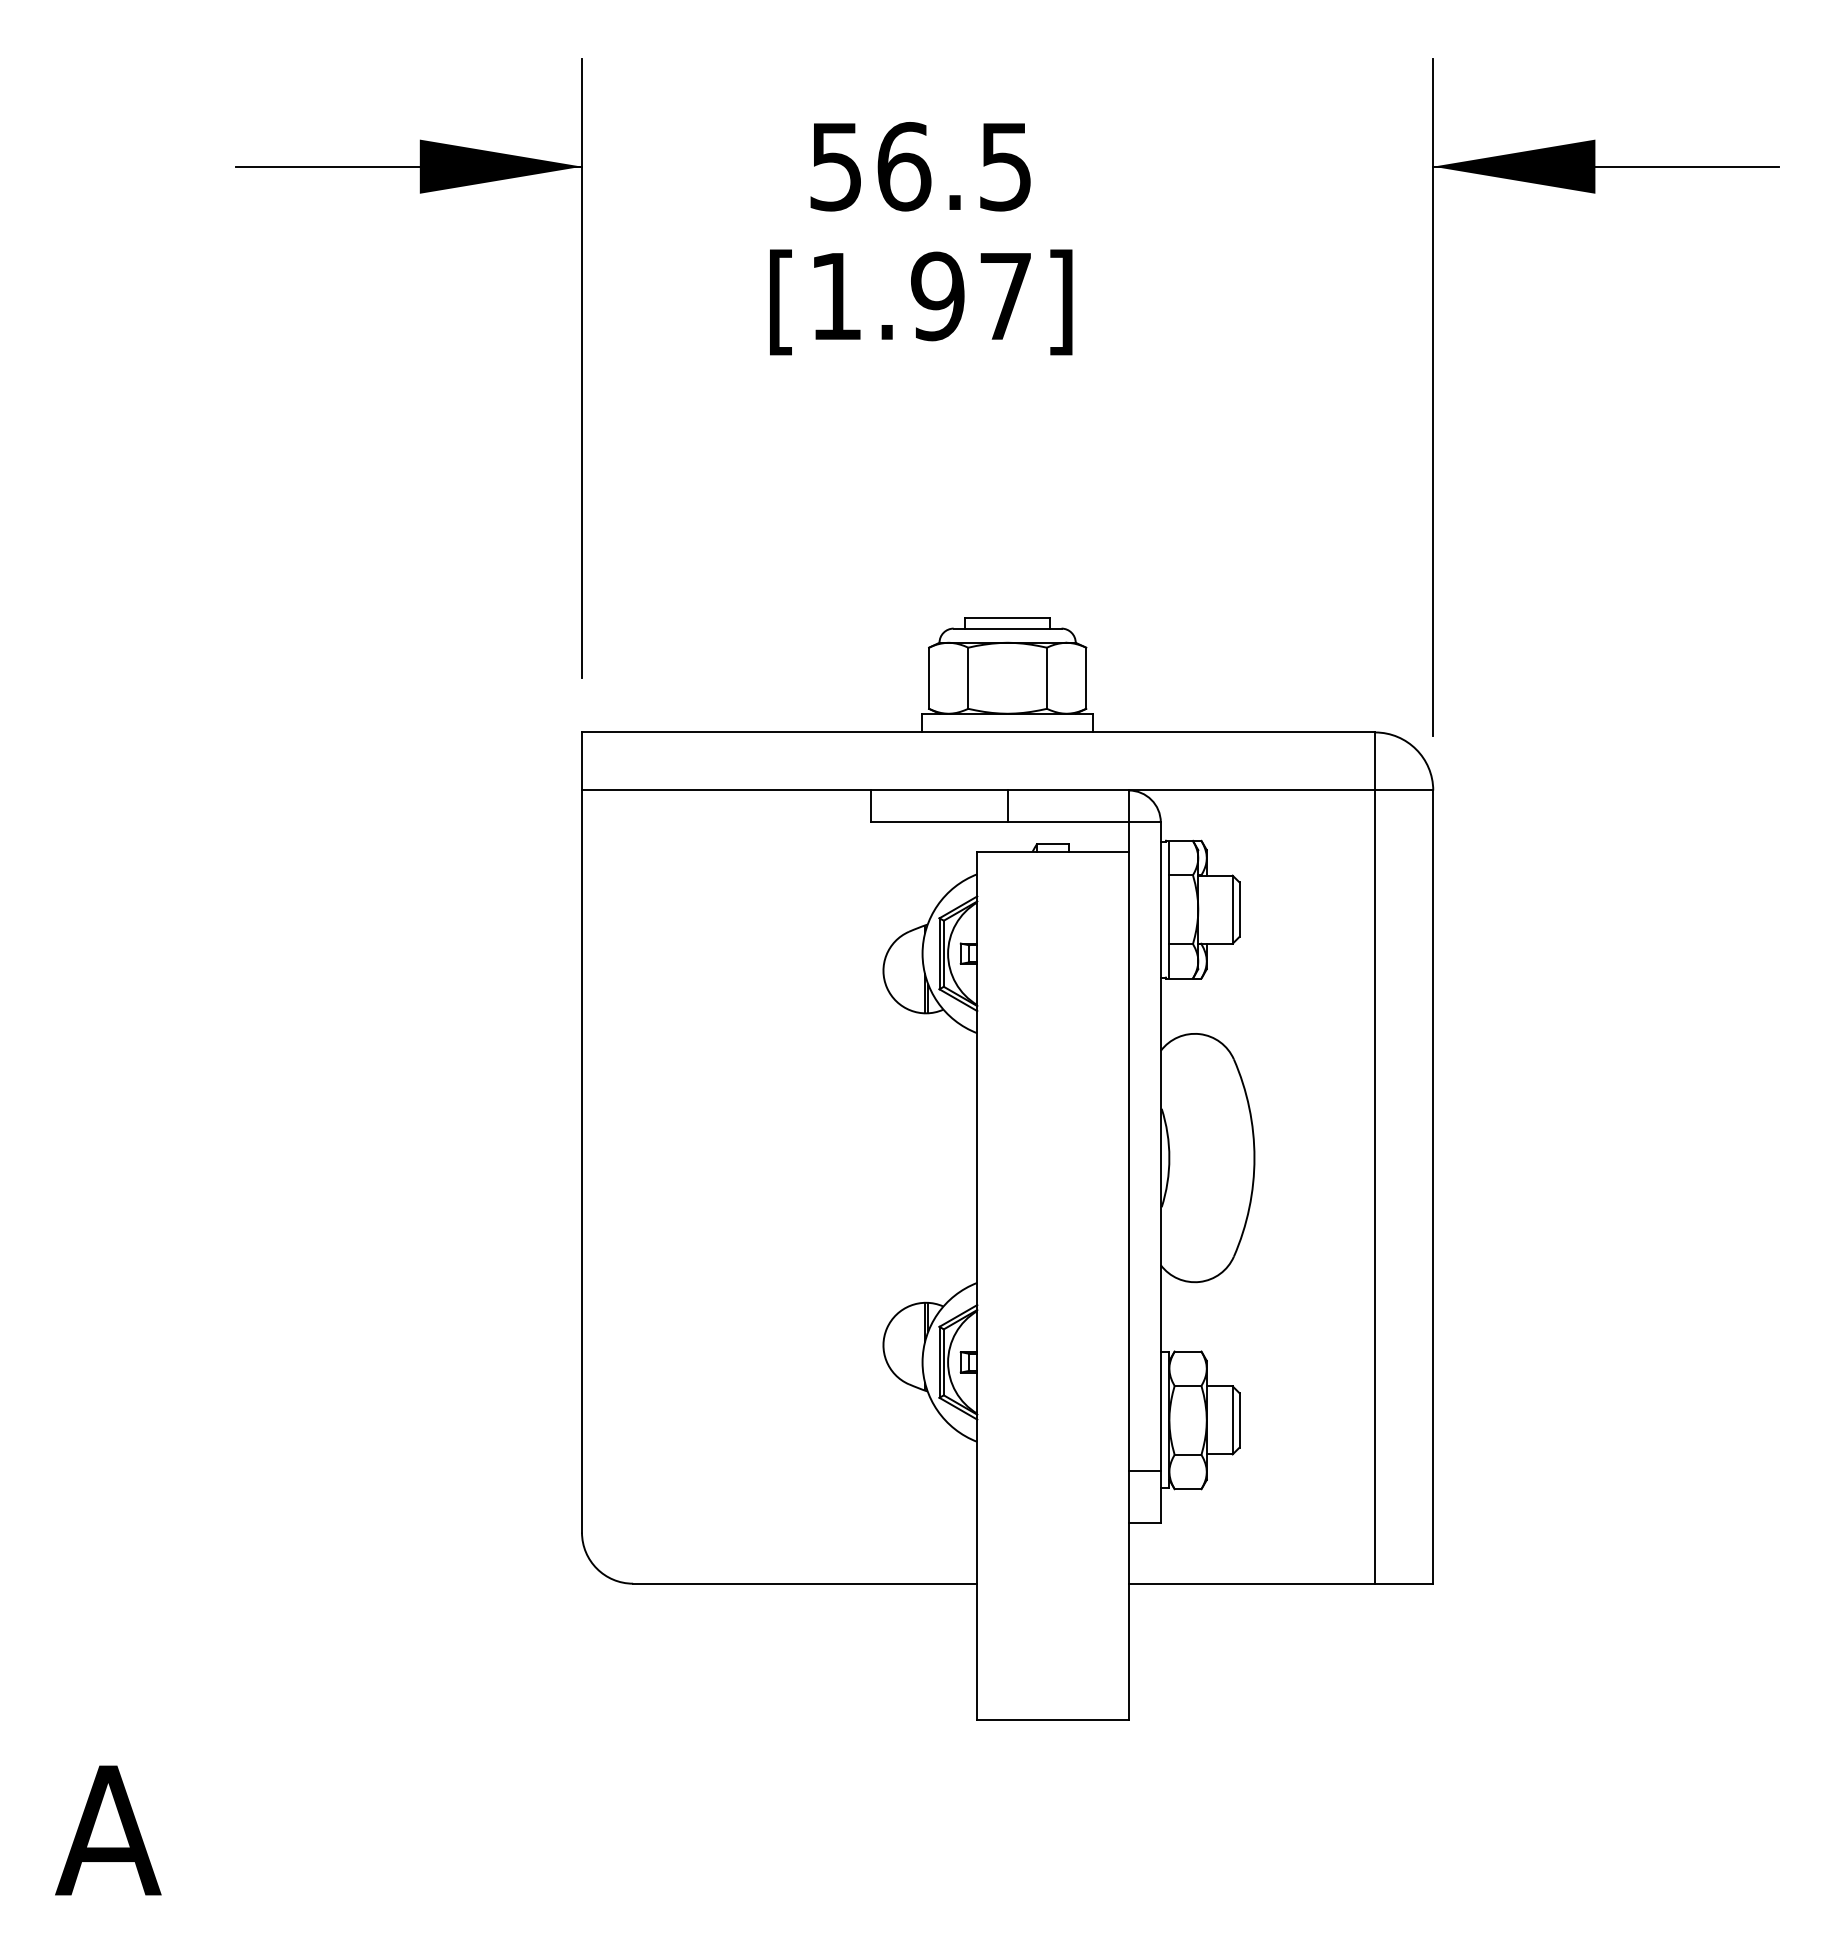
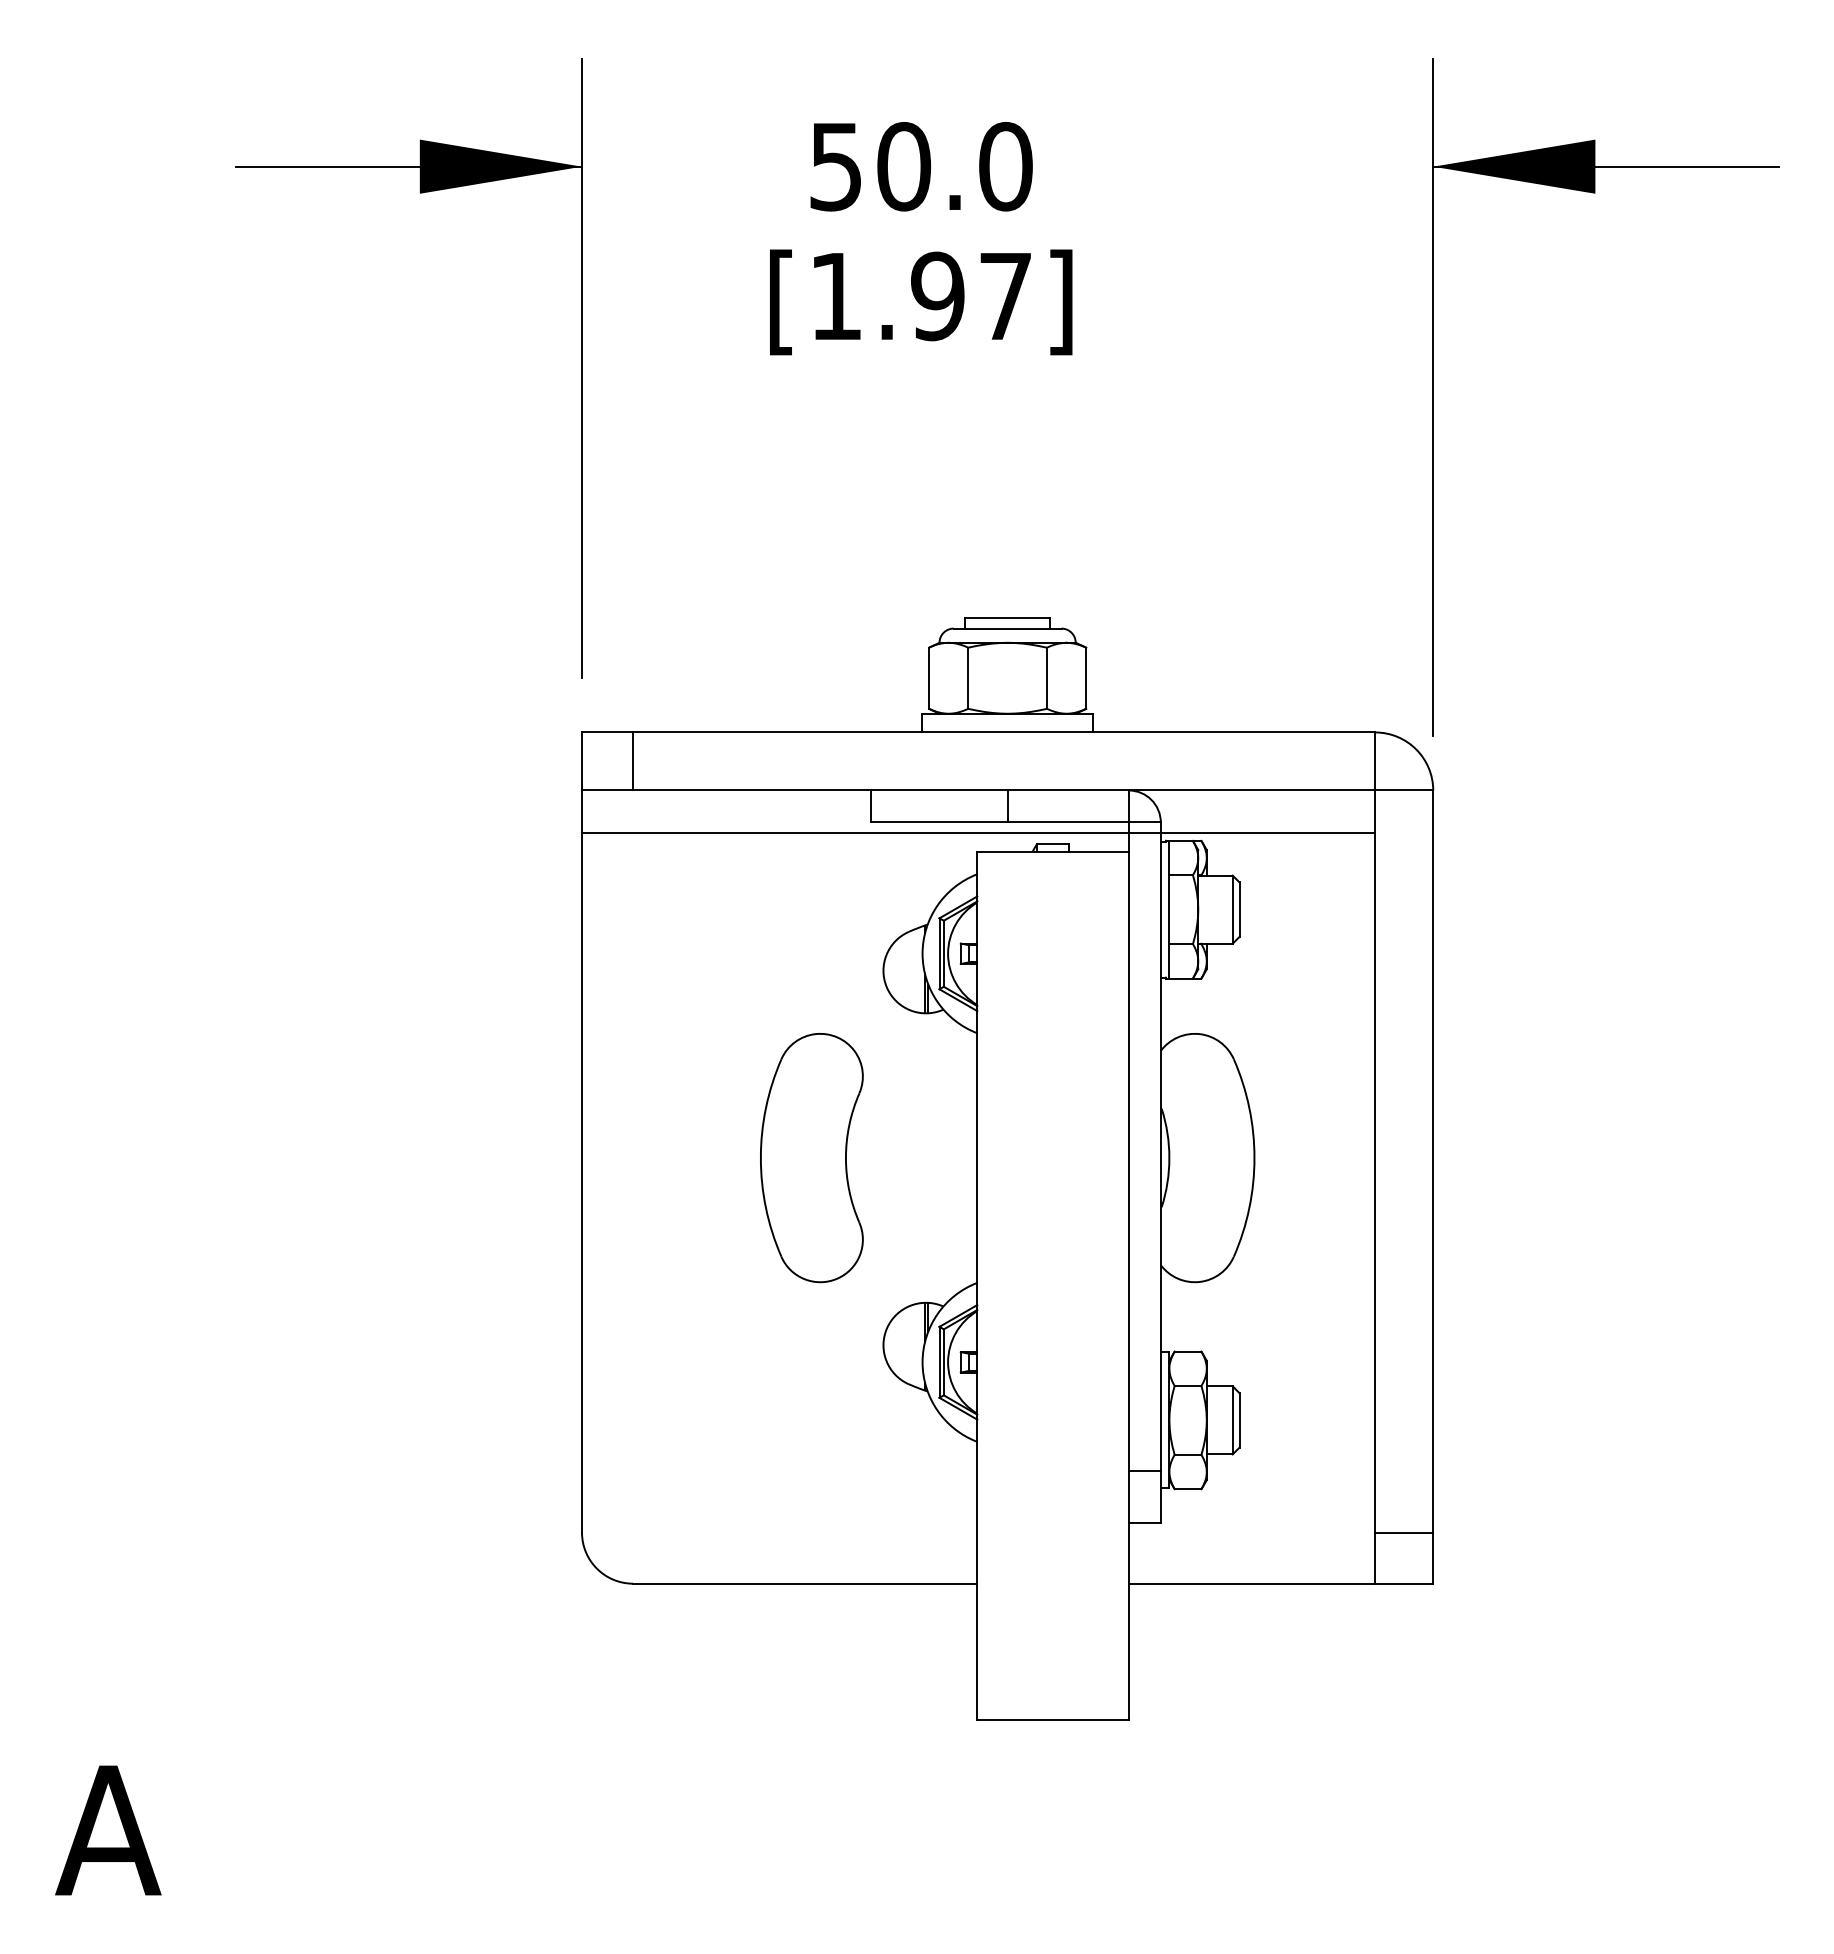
text: 56.5 -> 50.0 (954, 166)
line: none -> present (633, 761)
line: none -> present (978, 833)
part: none -> present (811, 1158)
line: none -> present (1404, 1532)
